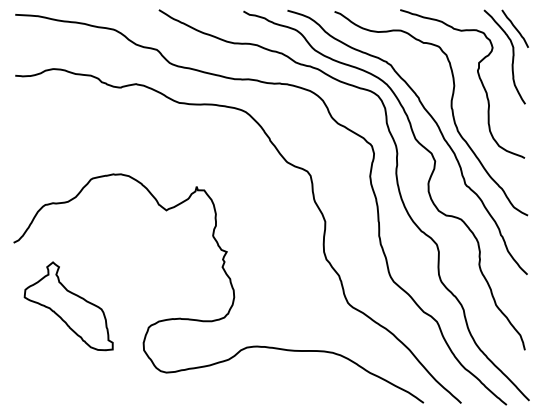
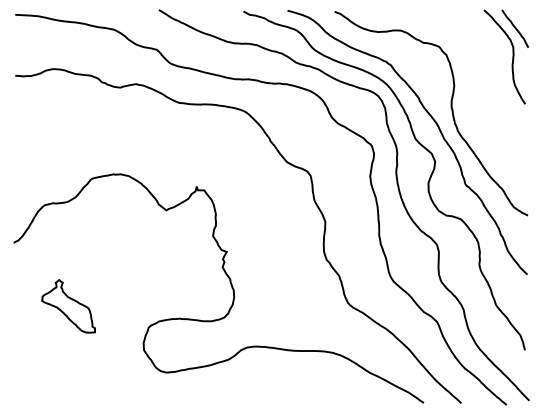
curve: present -> none (478, 77)
part size: 91x91 px -> 55x55 px (68, 306)
